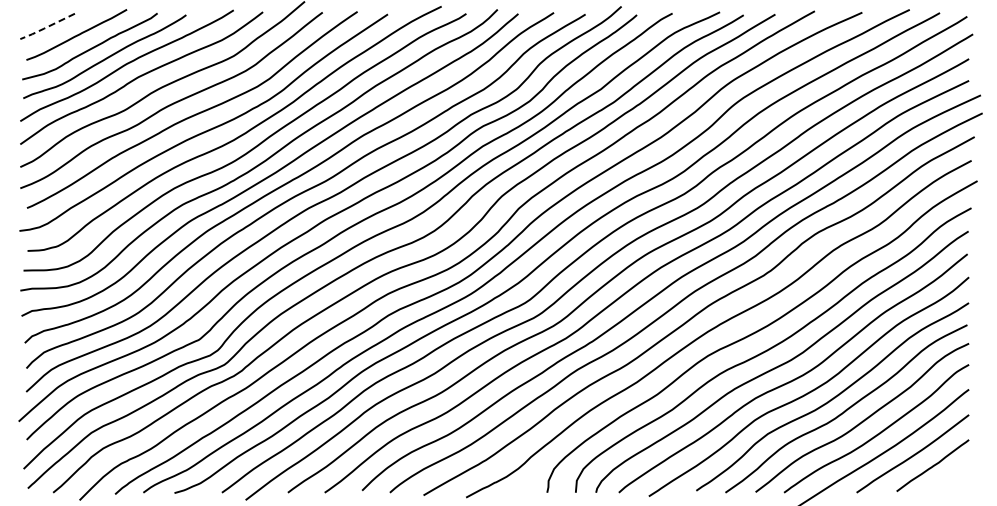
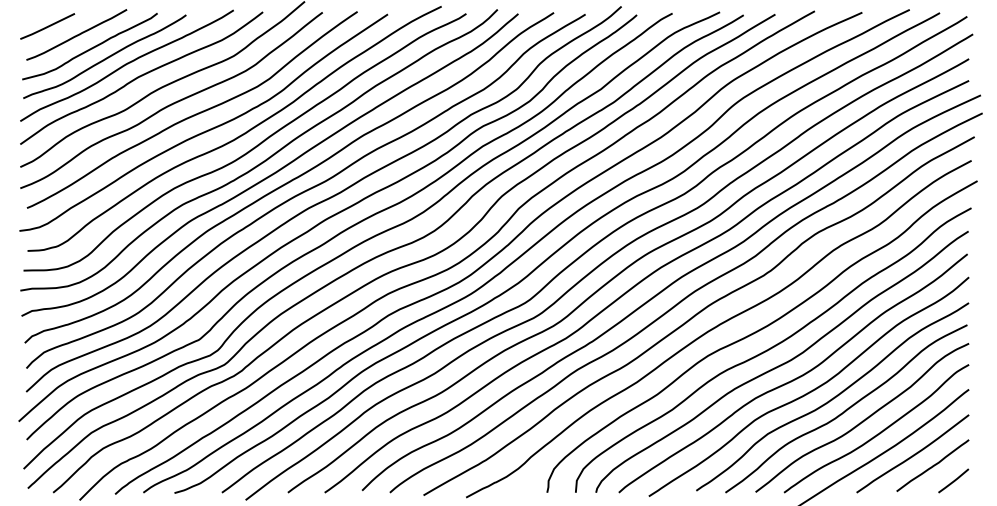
line: dashed -> solid (46, 27)
line: none -> present (953, 480)
